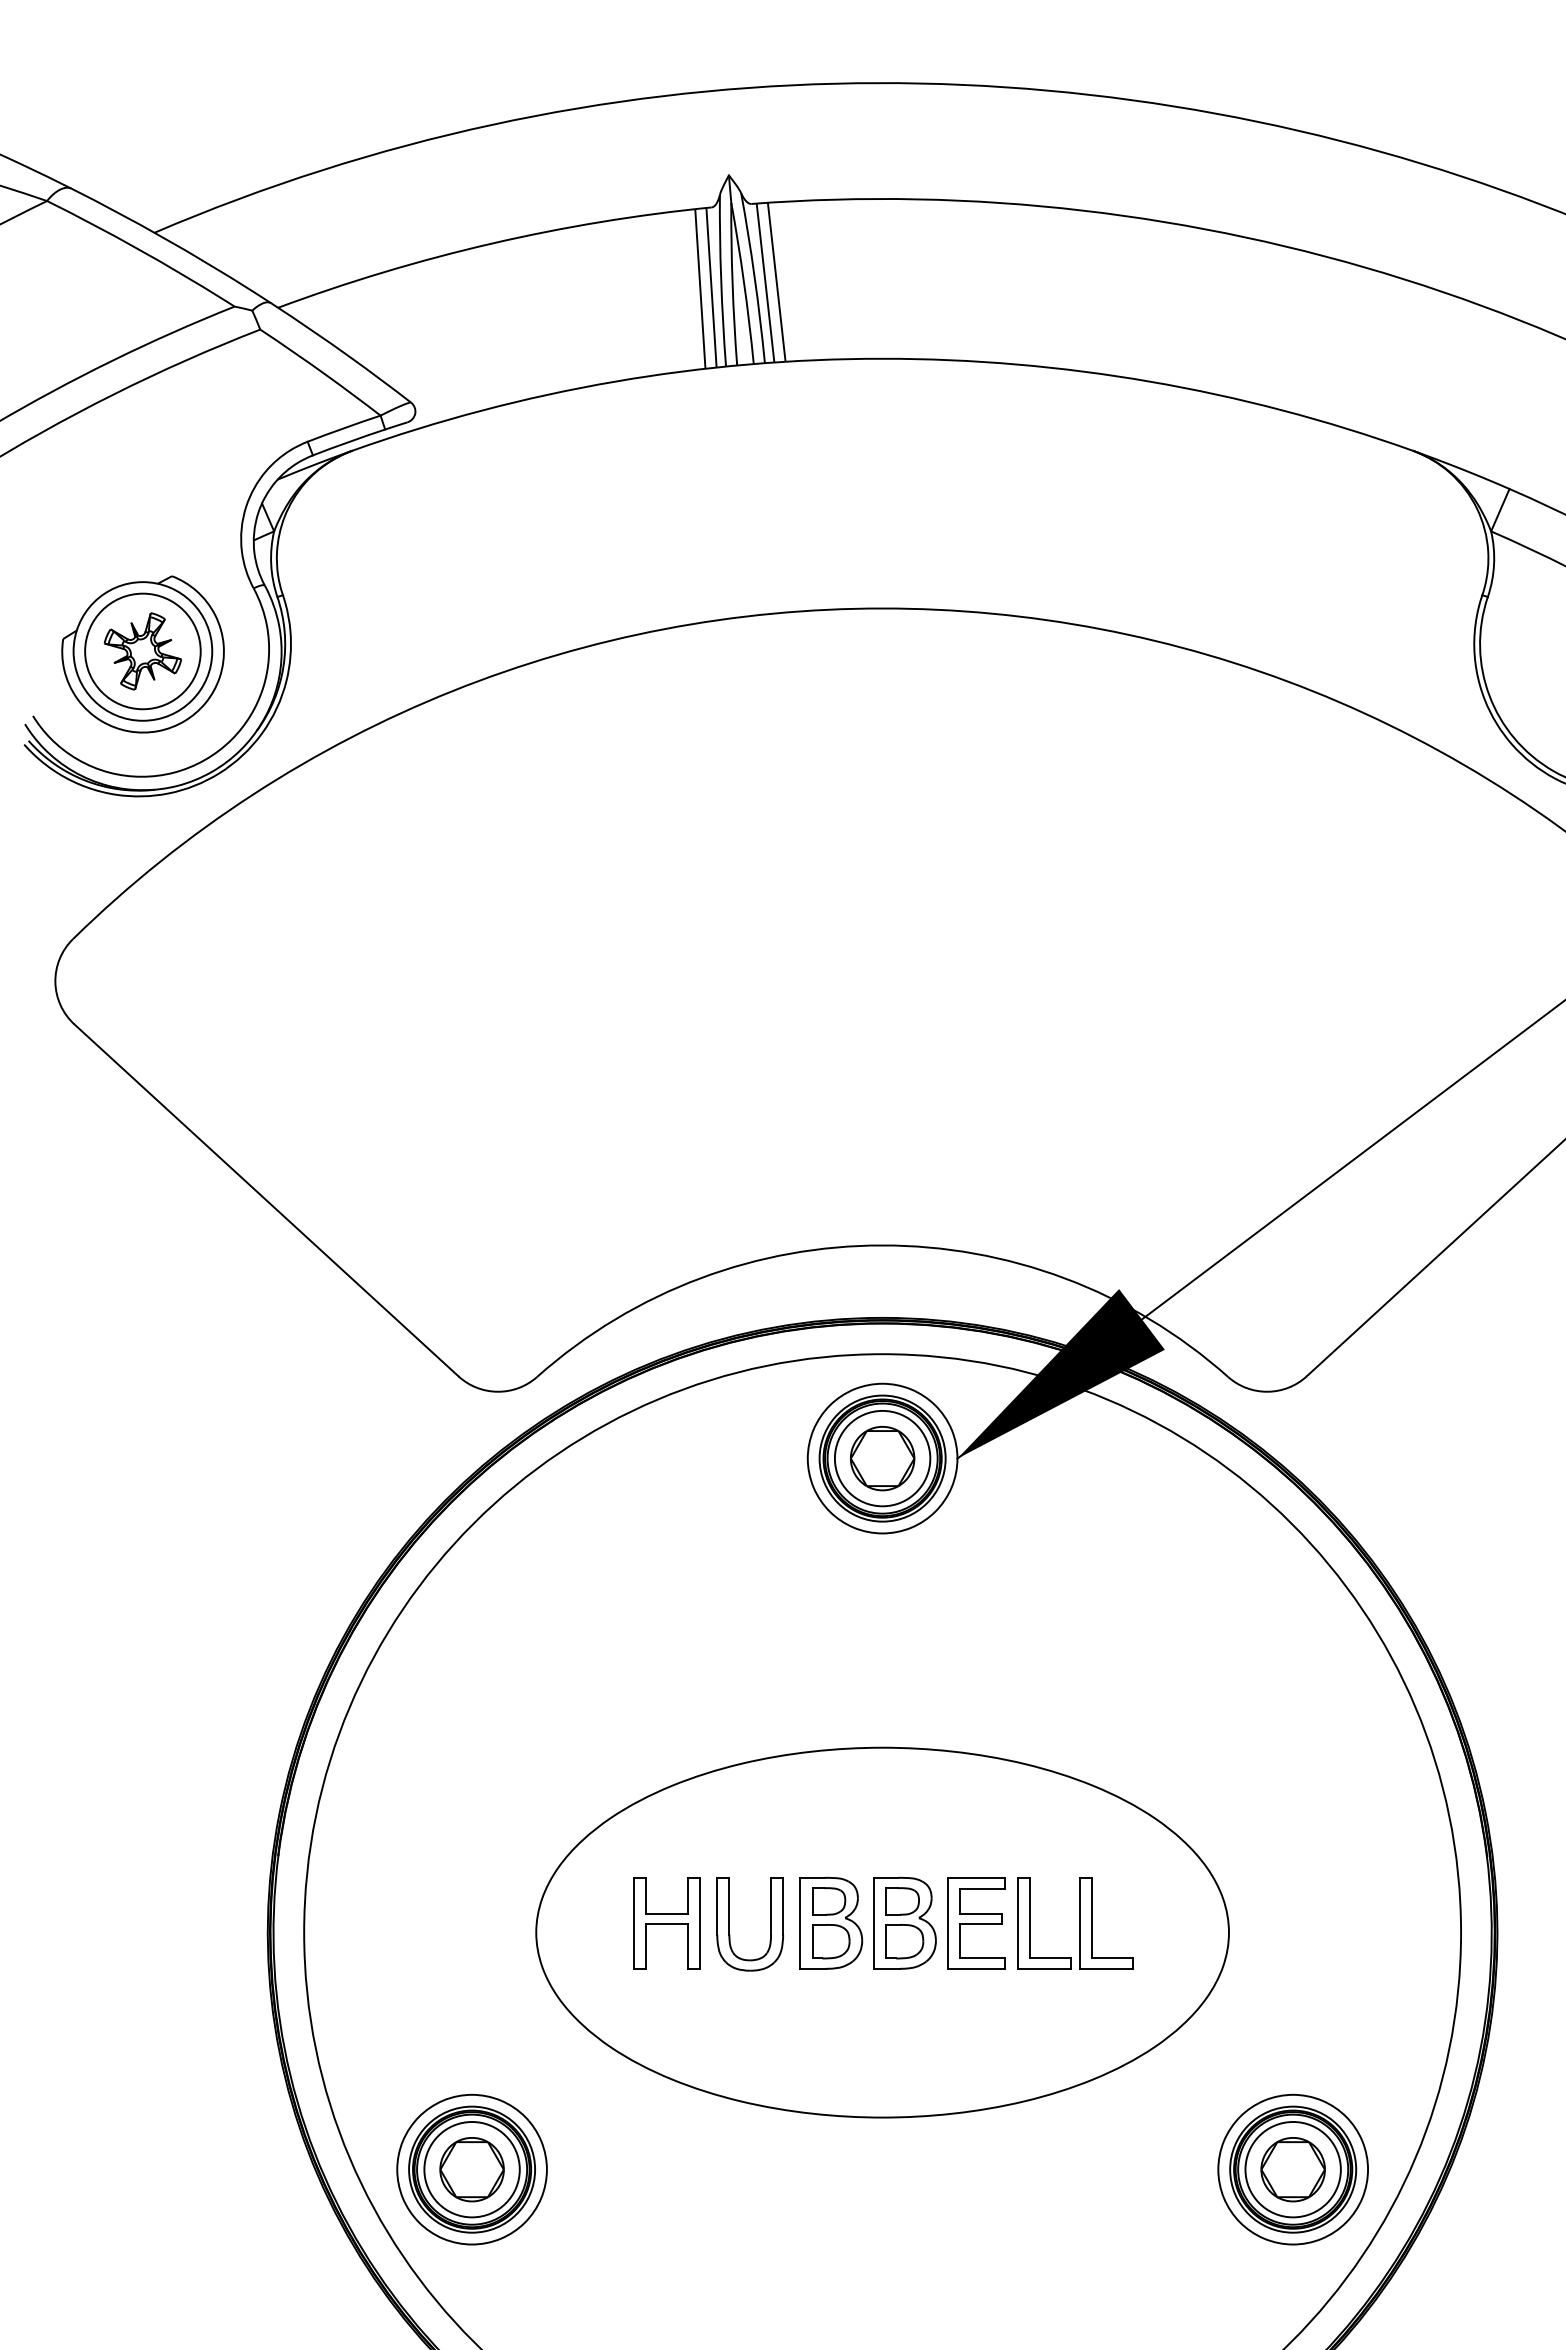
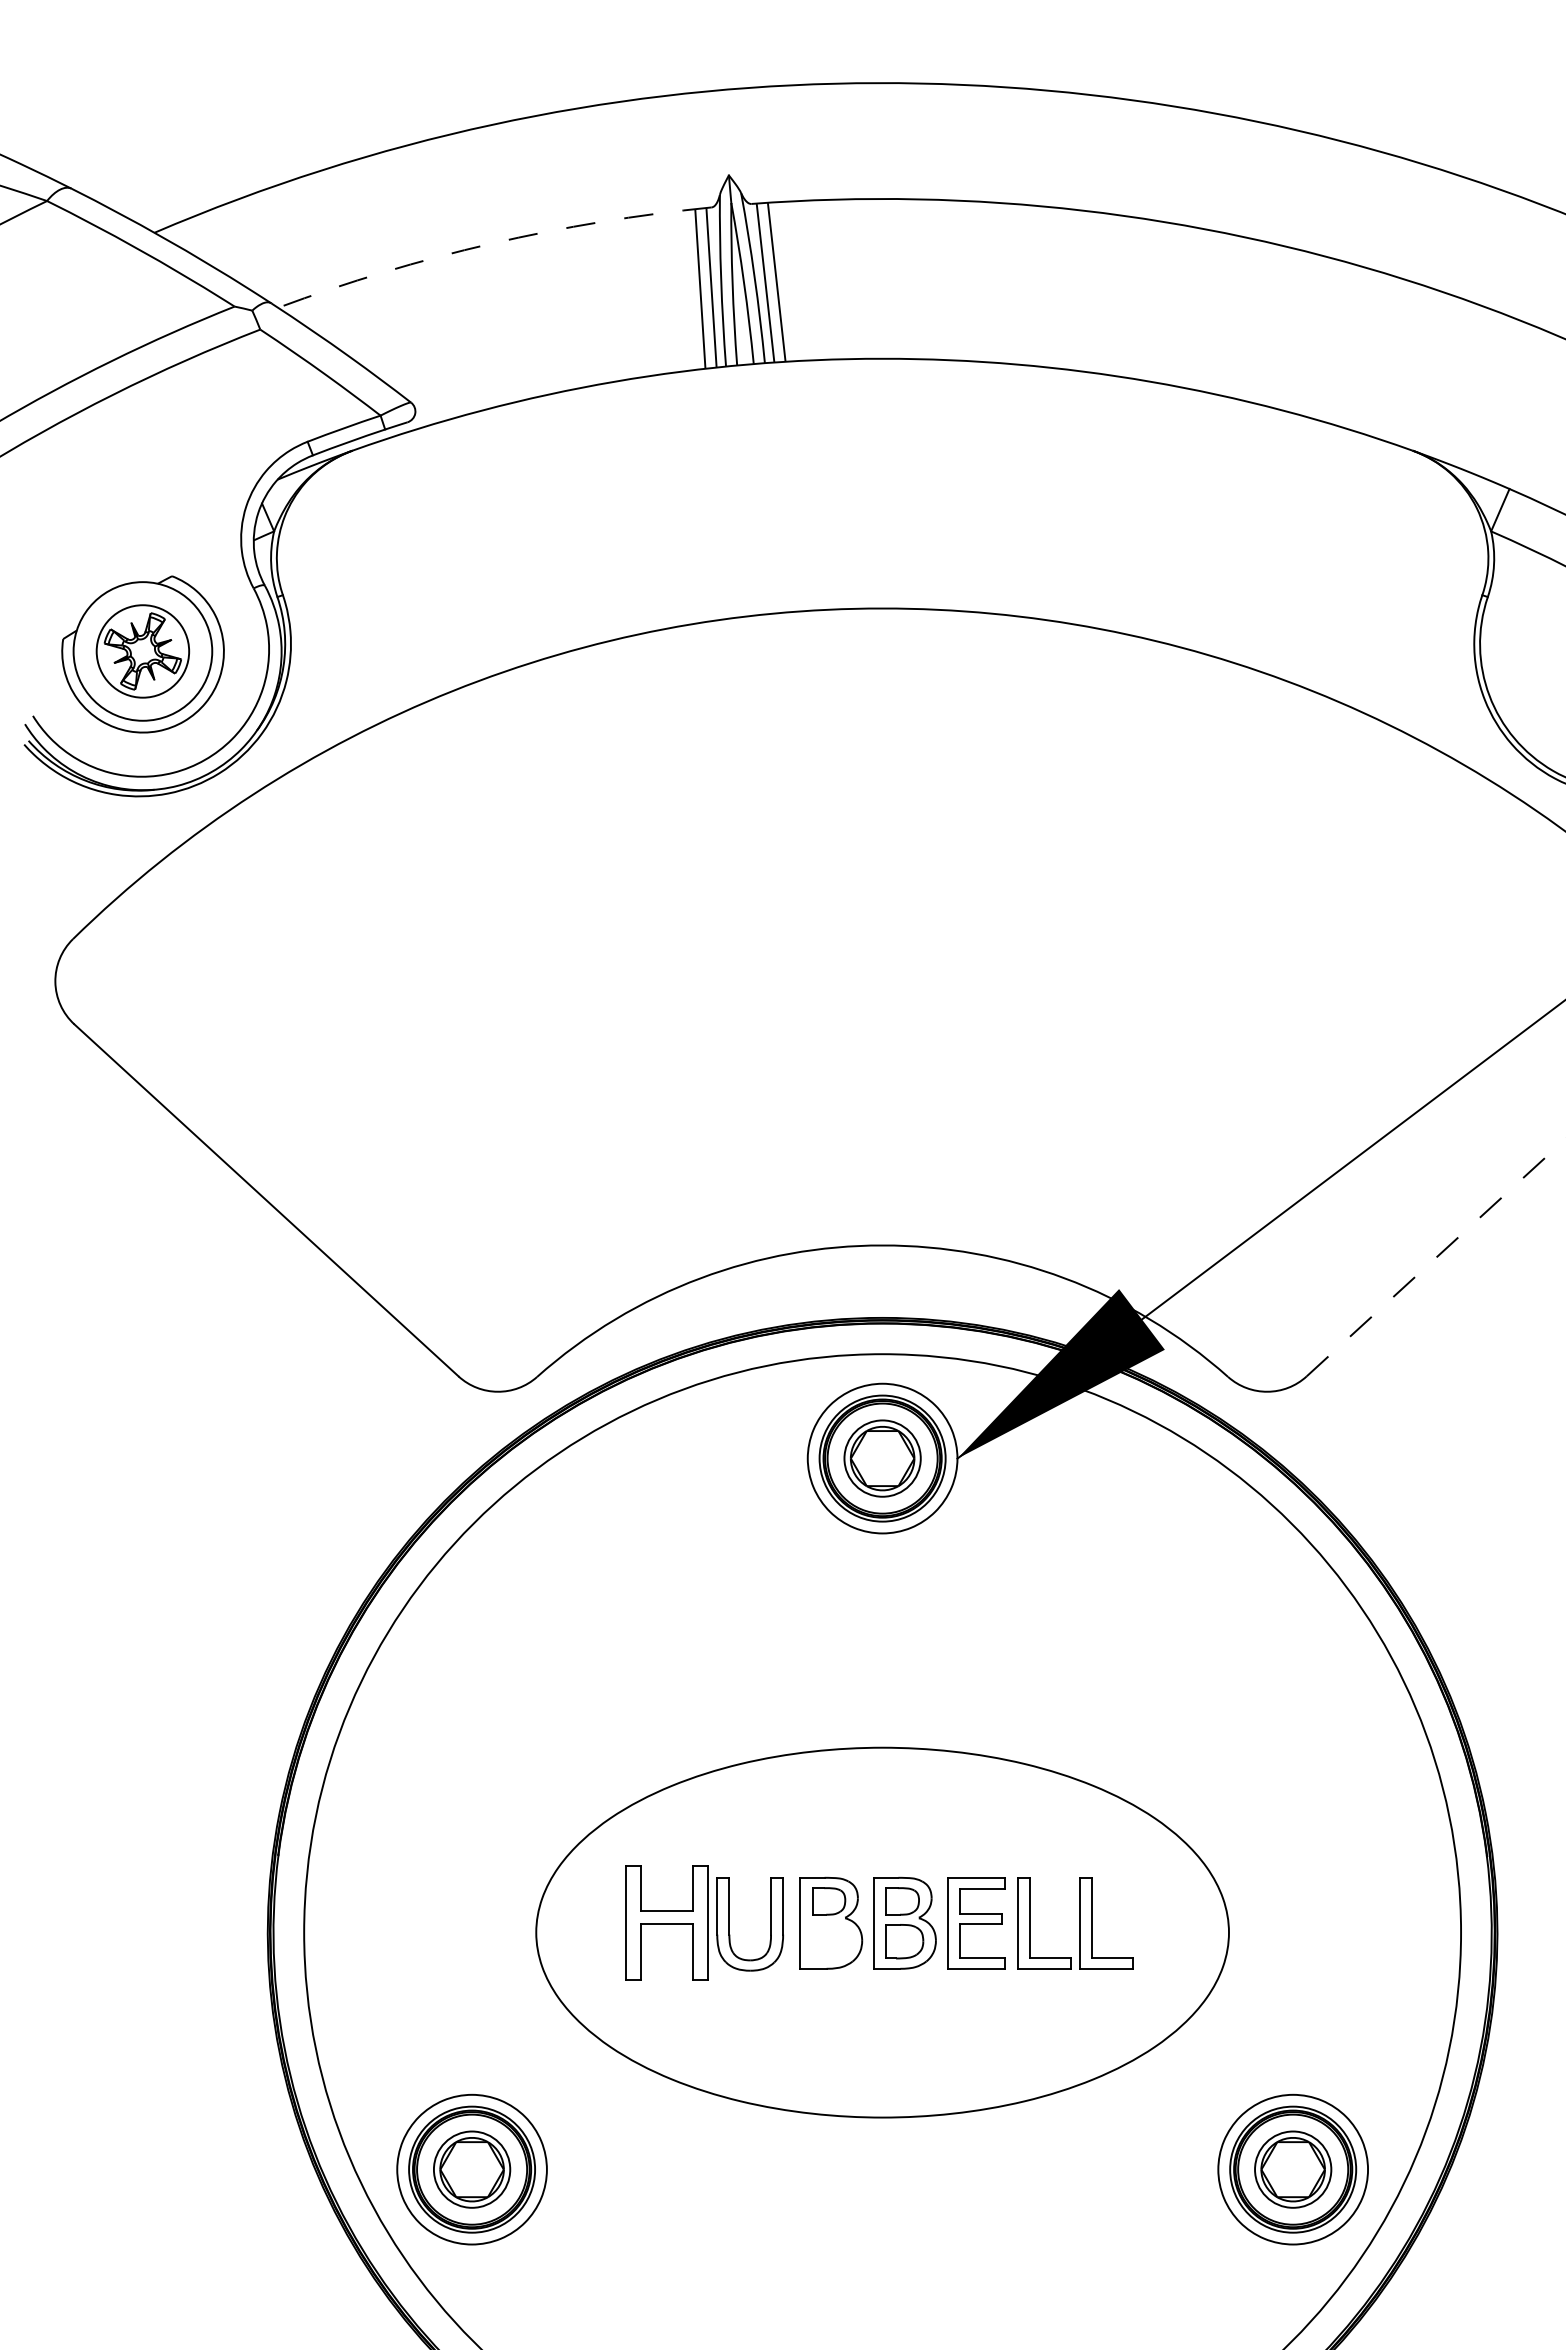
arc: solid -> dashed (491, 243)
circle diameter: 116 px -> 92 px (142, 651)
line: solid -> dashed (1436, 1257)
circle diameter: 95 px -> 76 px (882, 1458)
part size: 68x93 px -> 84x116 px (666, 1922)
part: present -> none (831, 1941)
circle diameter: 95 px -> 76 px (471, 2169)
circle diameter: 95 px -> 76 px (1293, 2169)
